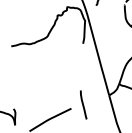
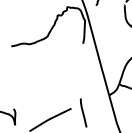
line position: (83, 104) -> (83, 112) (83, 112)
